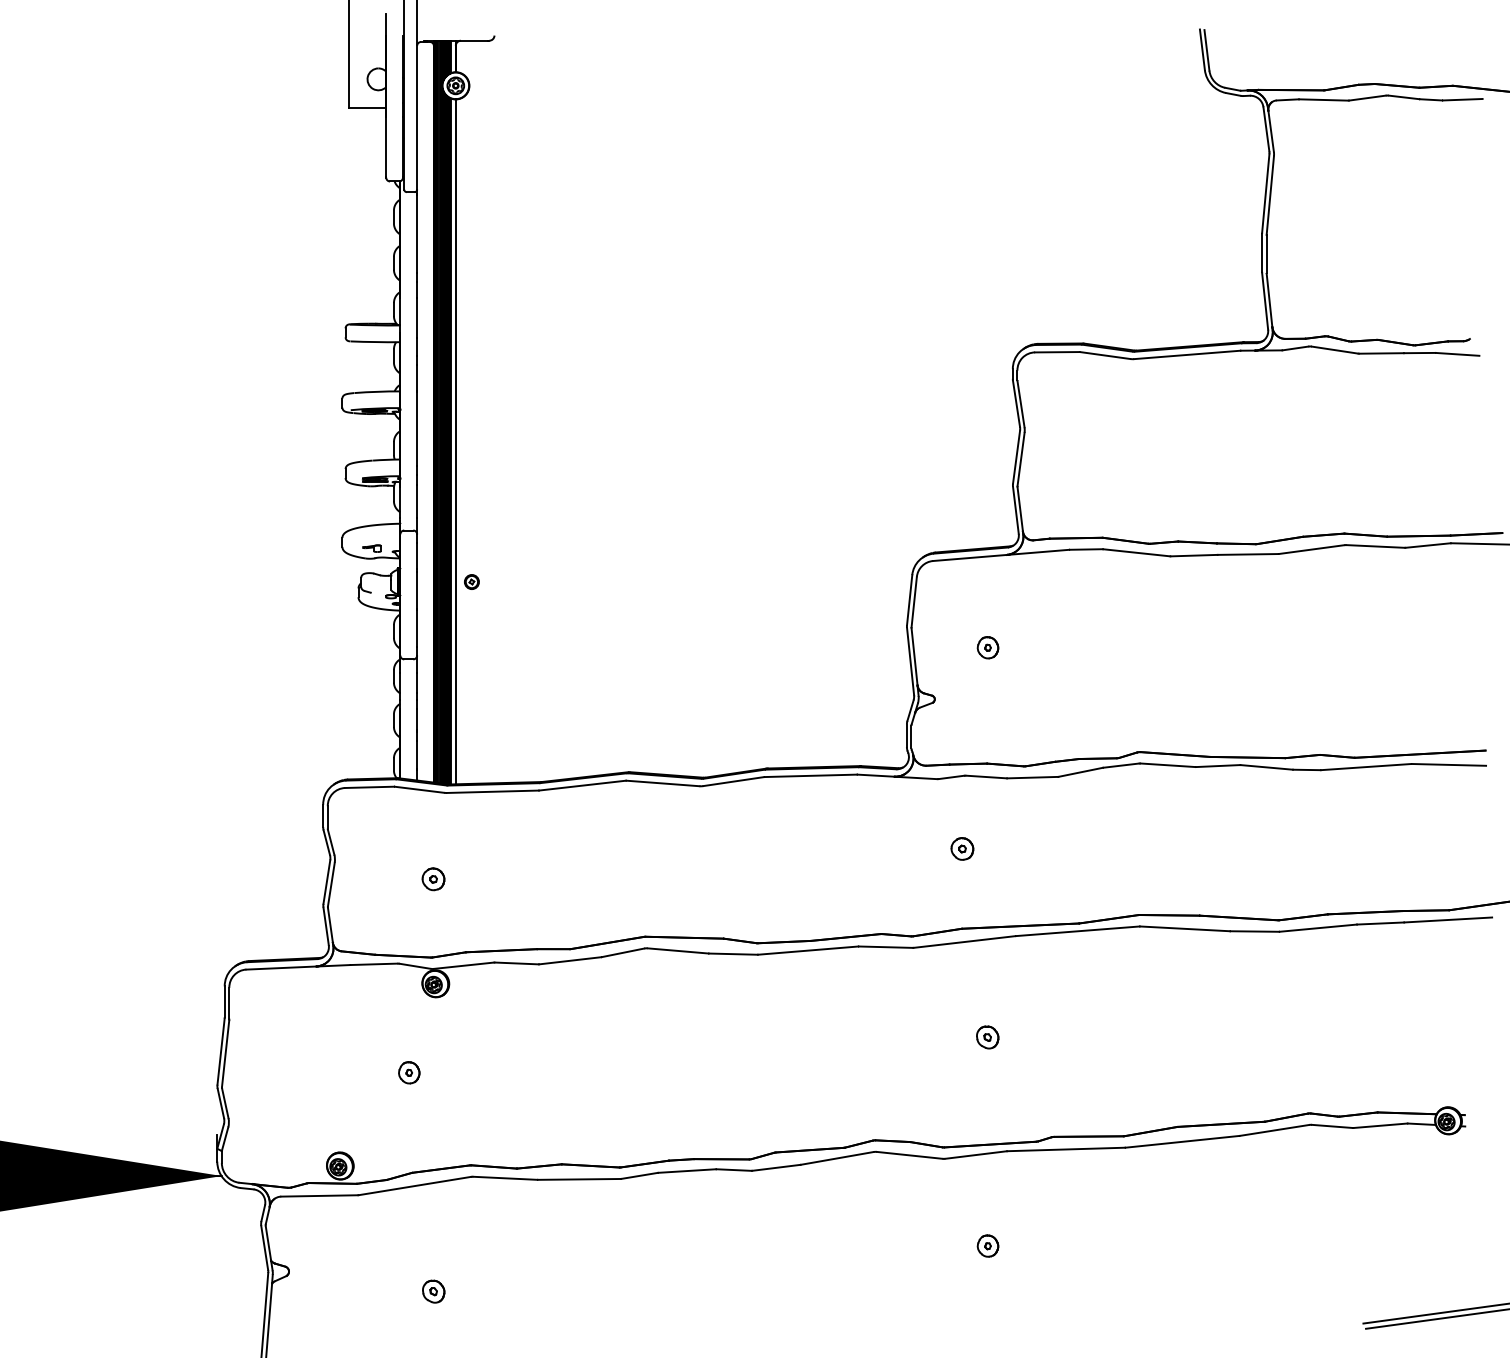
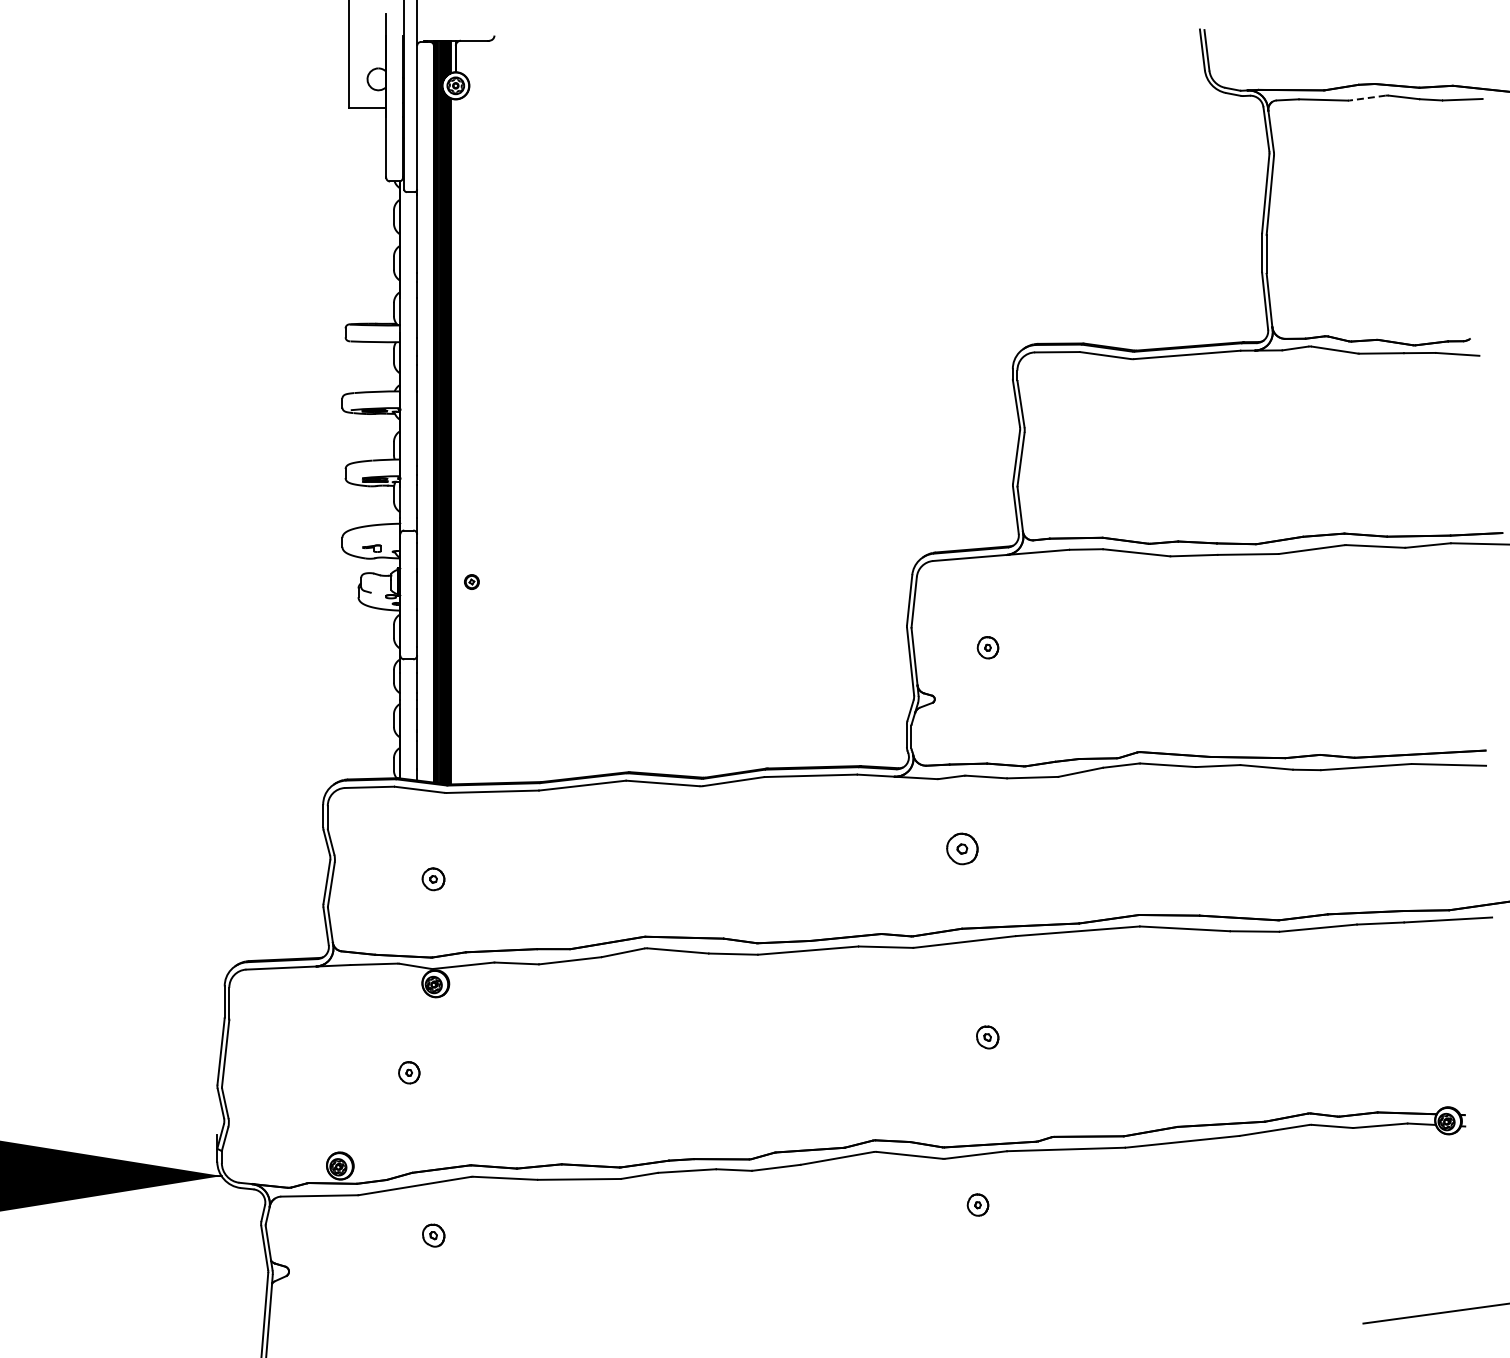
line: solid -> dashed (1367, 98)
line: present -> none (455, 441)
part size: 25x24 px -> 33x34 px (962, 848)
part position: (987, 1245) -> (977, 1204) (977, 1204)
part position: (433, 1291) -> (433, 1235) (433, 1235)
line: present -> none (1436, 1318)
